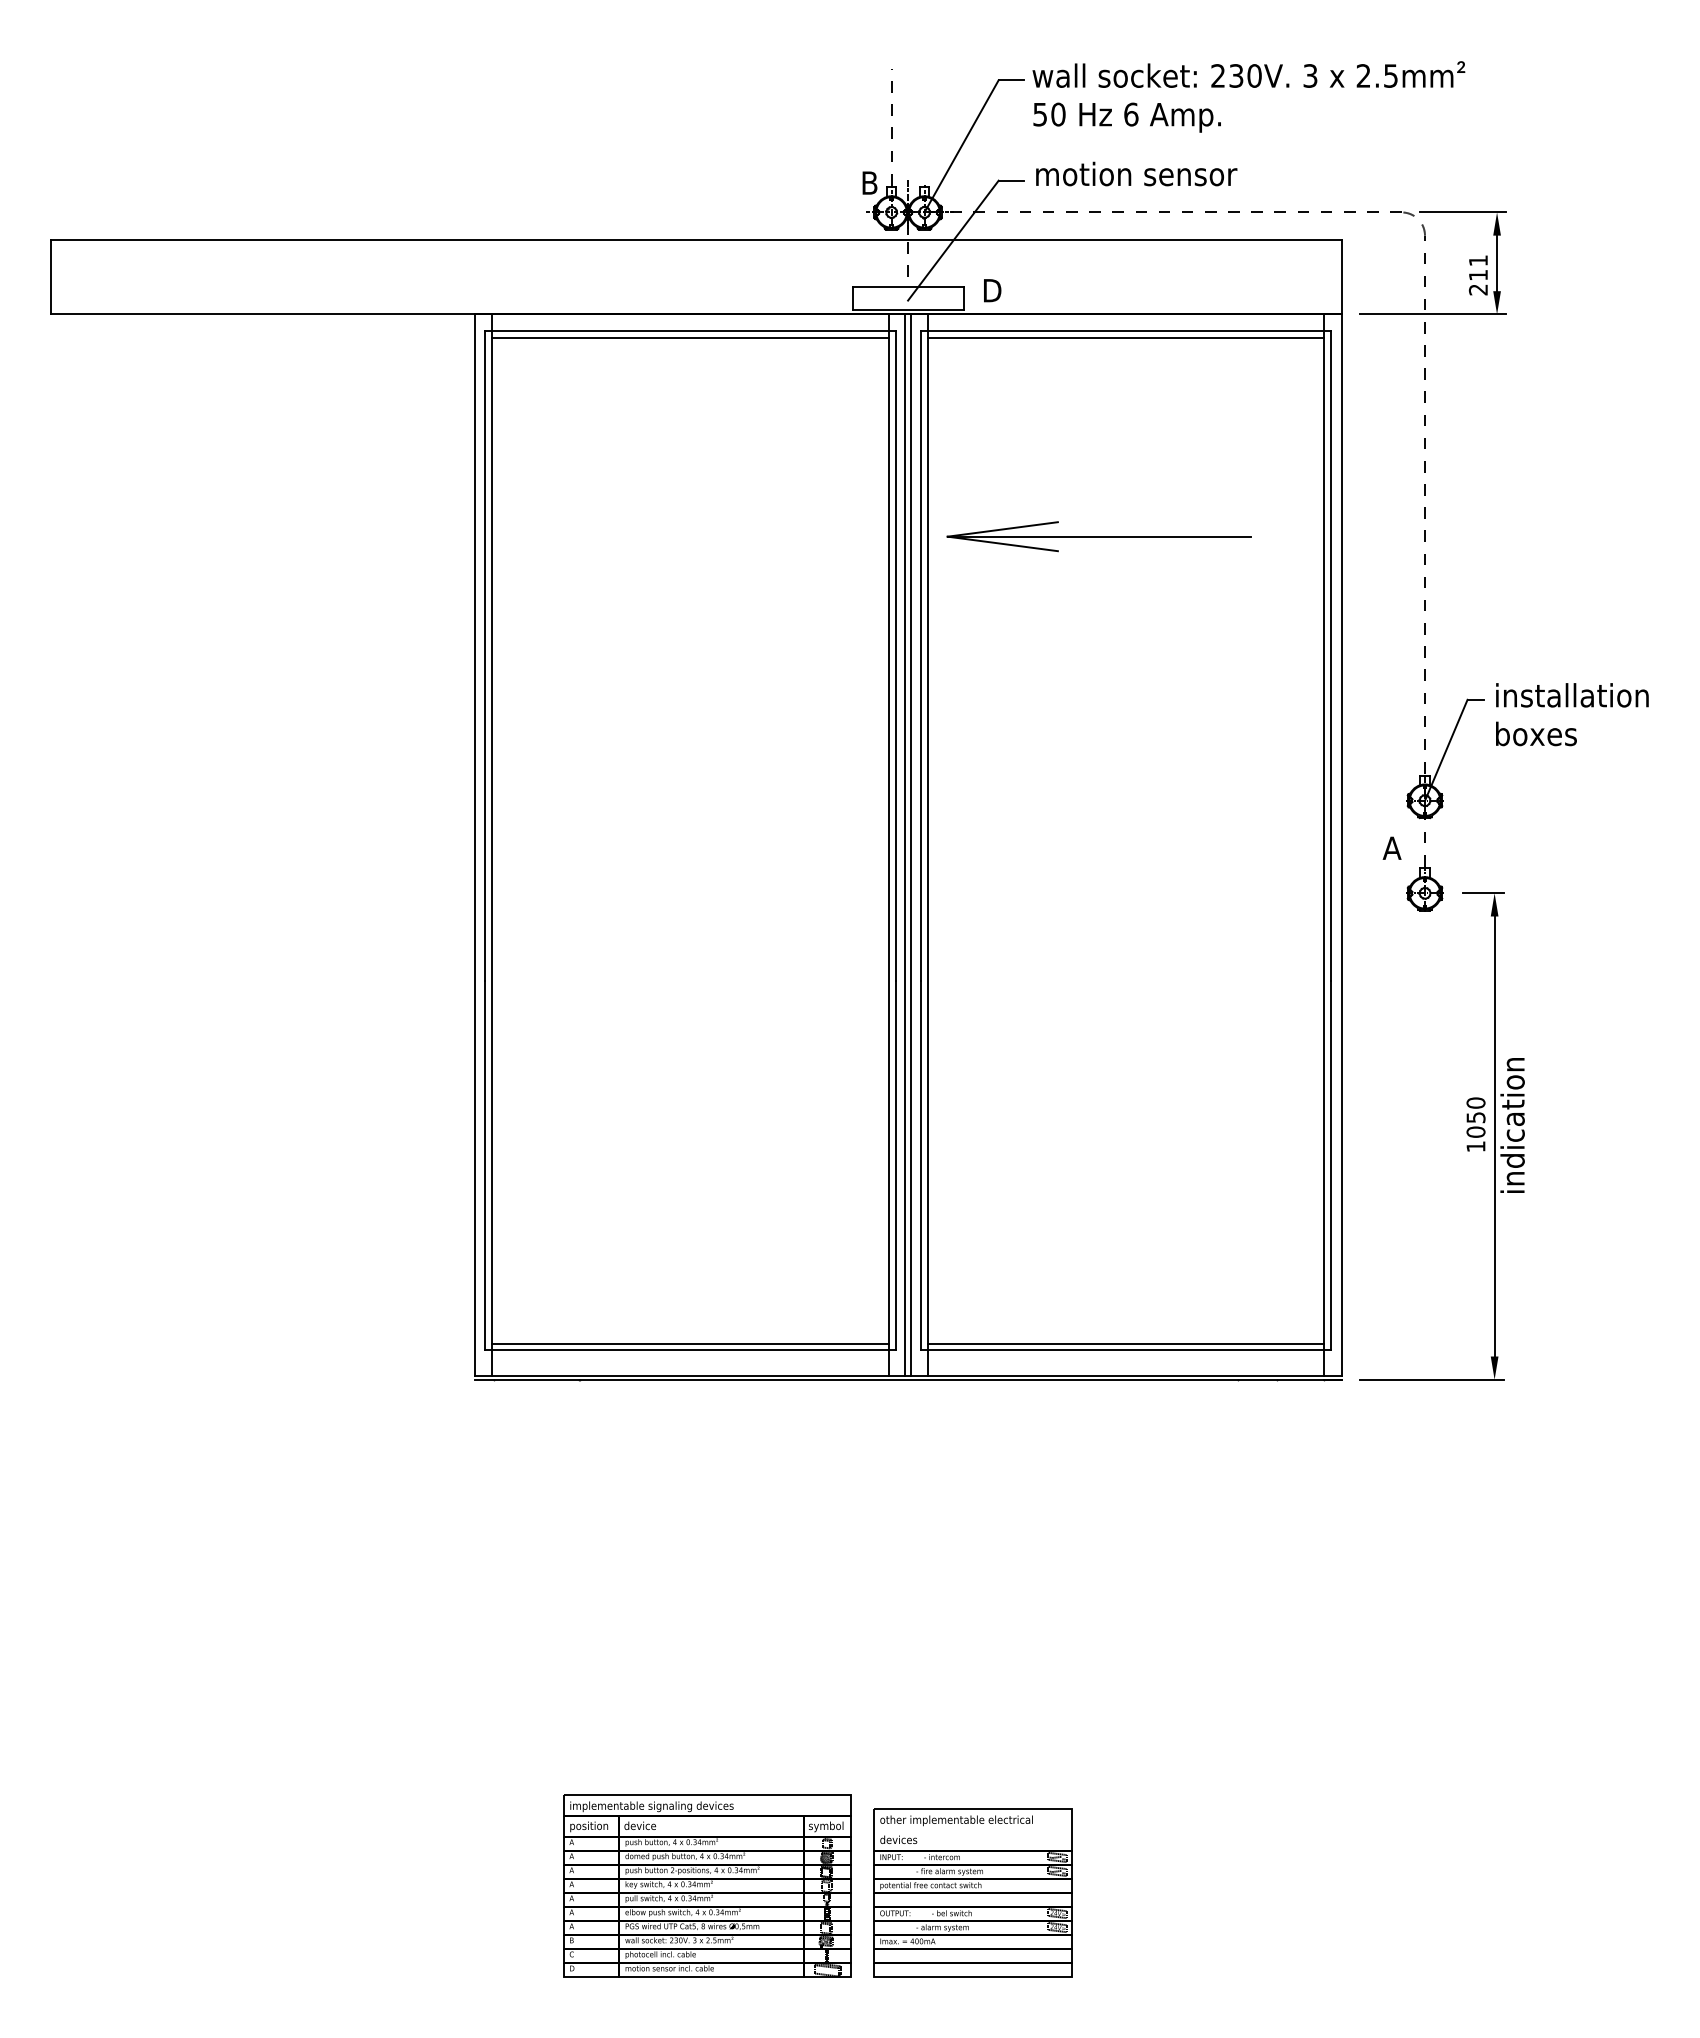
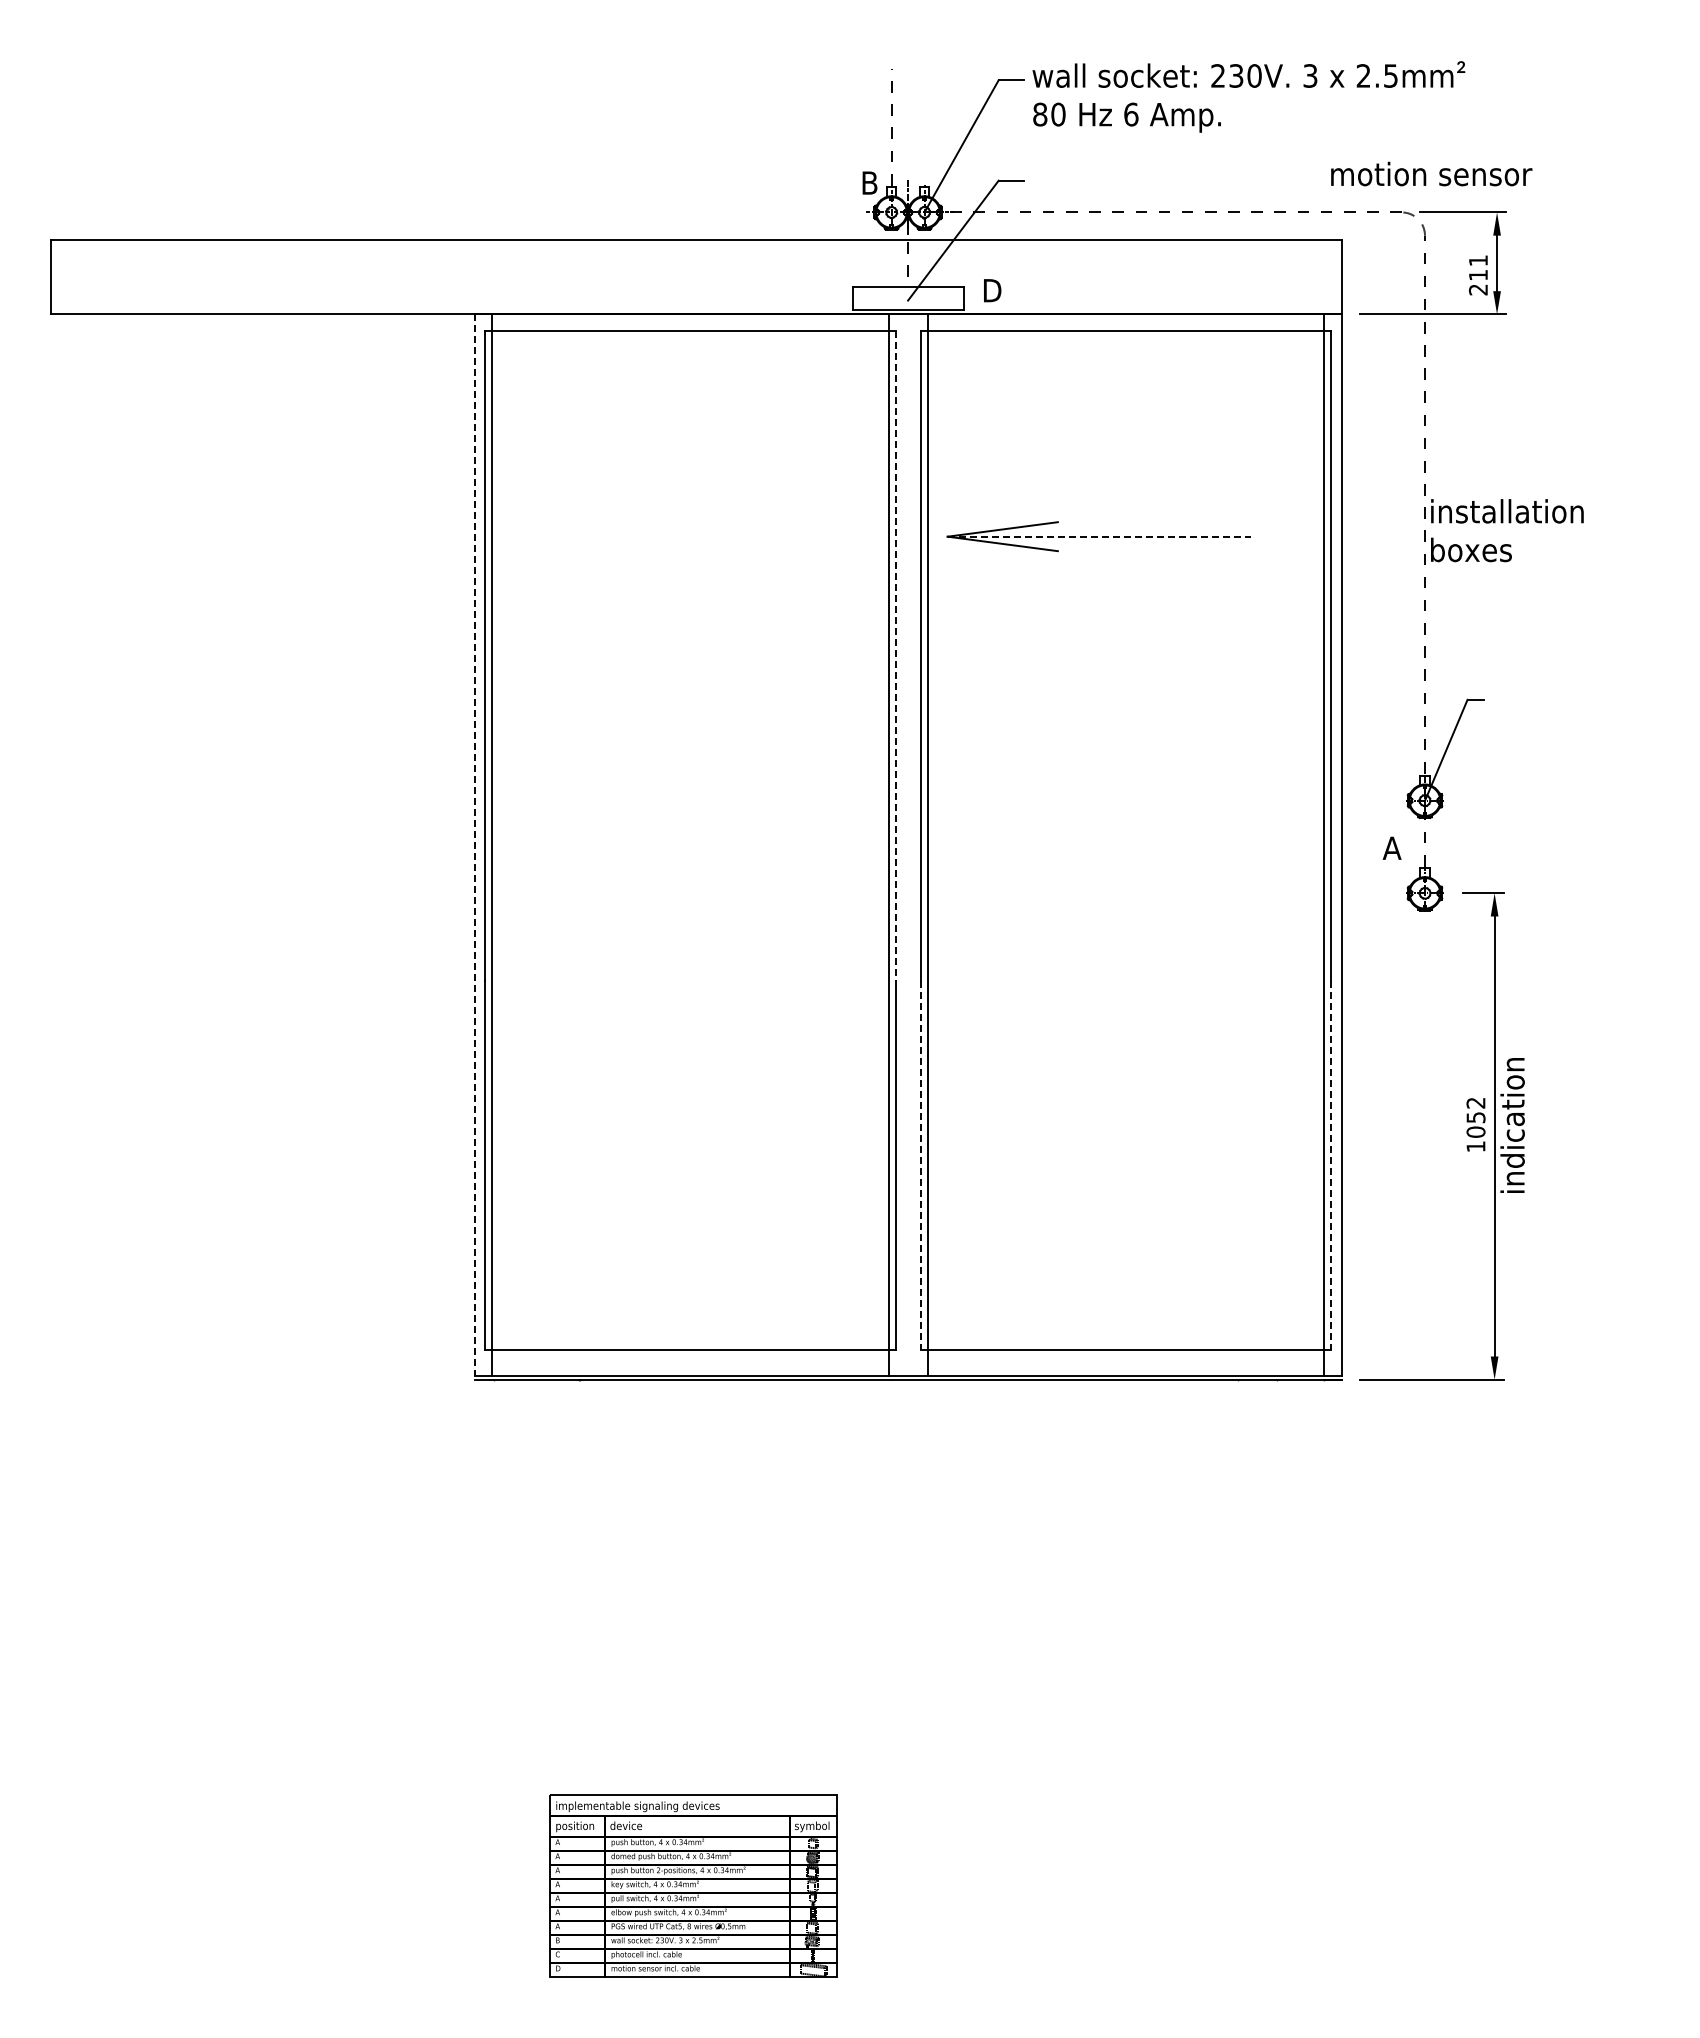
text: 50 -> 80 (1040, 114)
text position: (1136, 173) -> (1431, 173) (1431, 173)
line: present -> none (690, 337)
line: present -> none (1125, 337)
line: solid -> dashed (1099, 536)
line: solid -> dashed (895, 656)
text position: (1572, 714) -> (1507, 530) (1507, 530)
line: present -> none (905, 844)
line: present -> none (910, 844)
line: solid -> dashed (474, 845)
text: 1050 -> 1052 (1475, 1102)
line: solid -> dashed (920, 1165)
line: solid -> dashed (1330, 1165)
line: present -> none (690, 1343)
line: present -> none (1125, 1343)
part position: (707, 1885) -> (693, 1885) (693, 1885)
part: present -> none (972, 1892)
